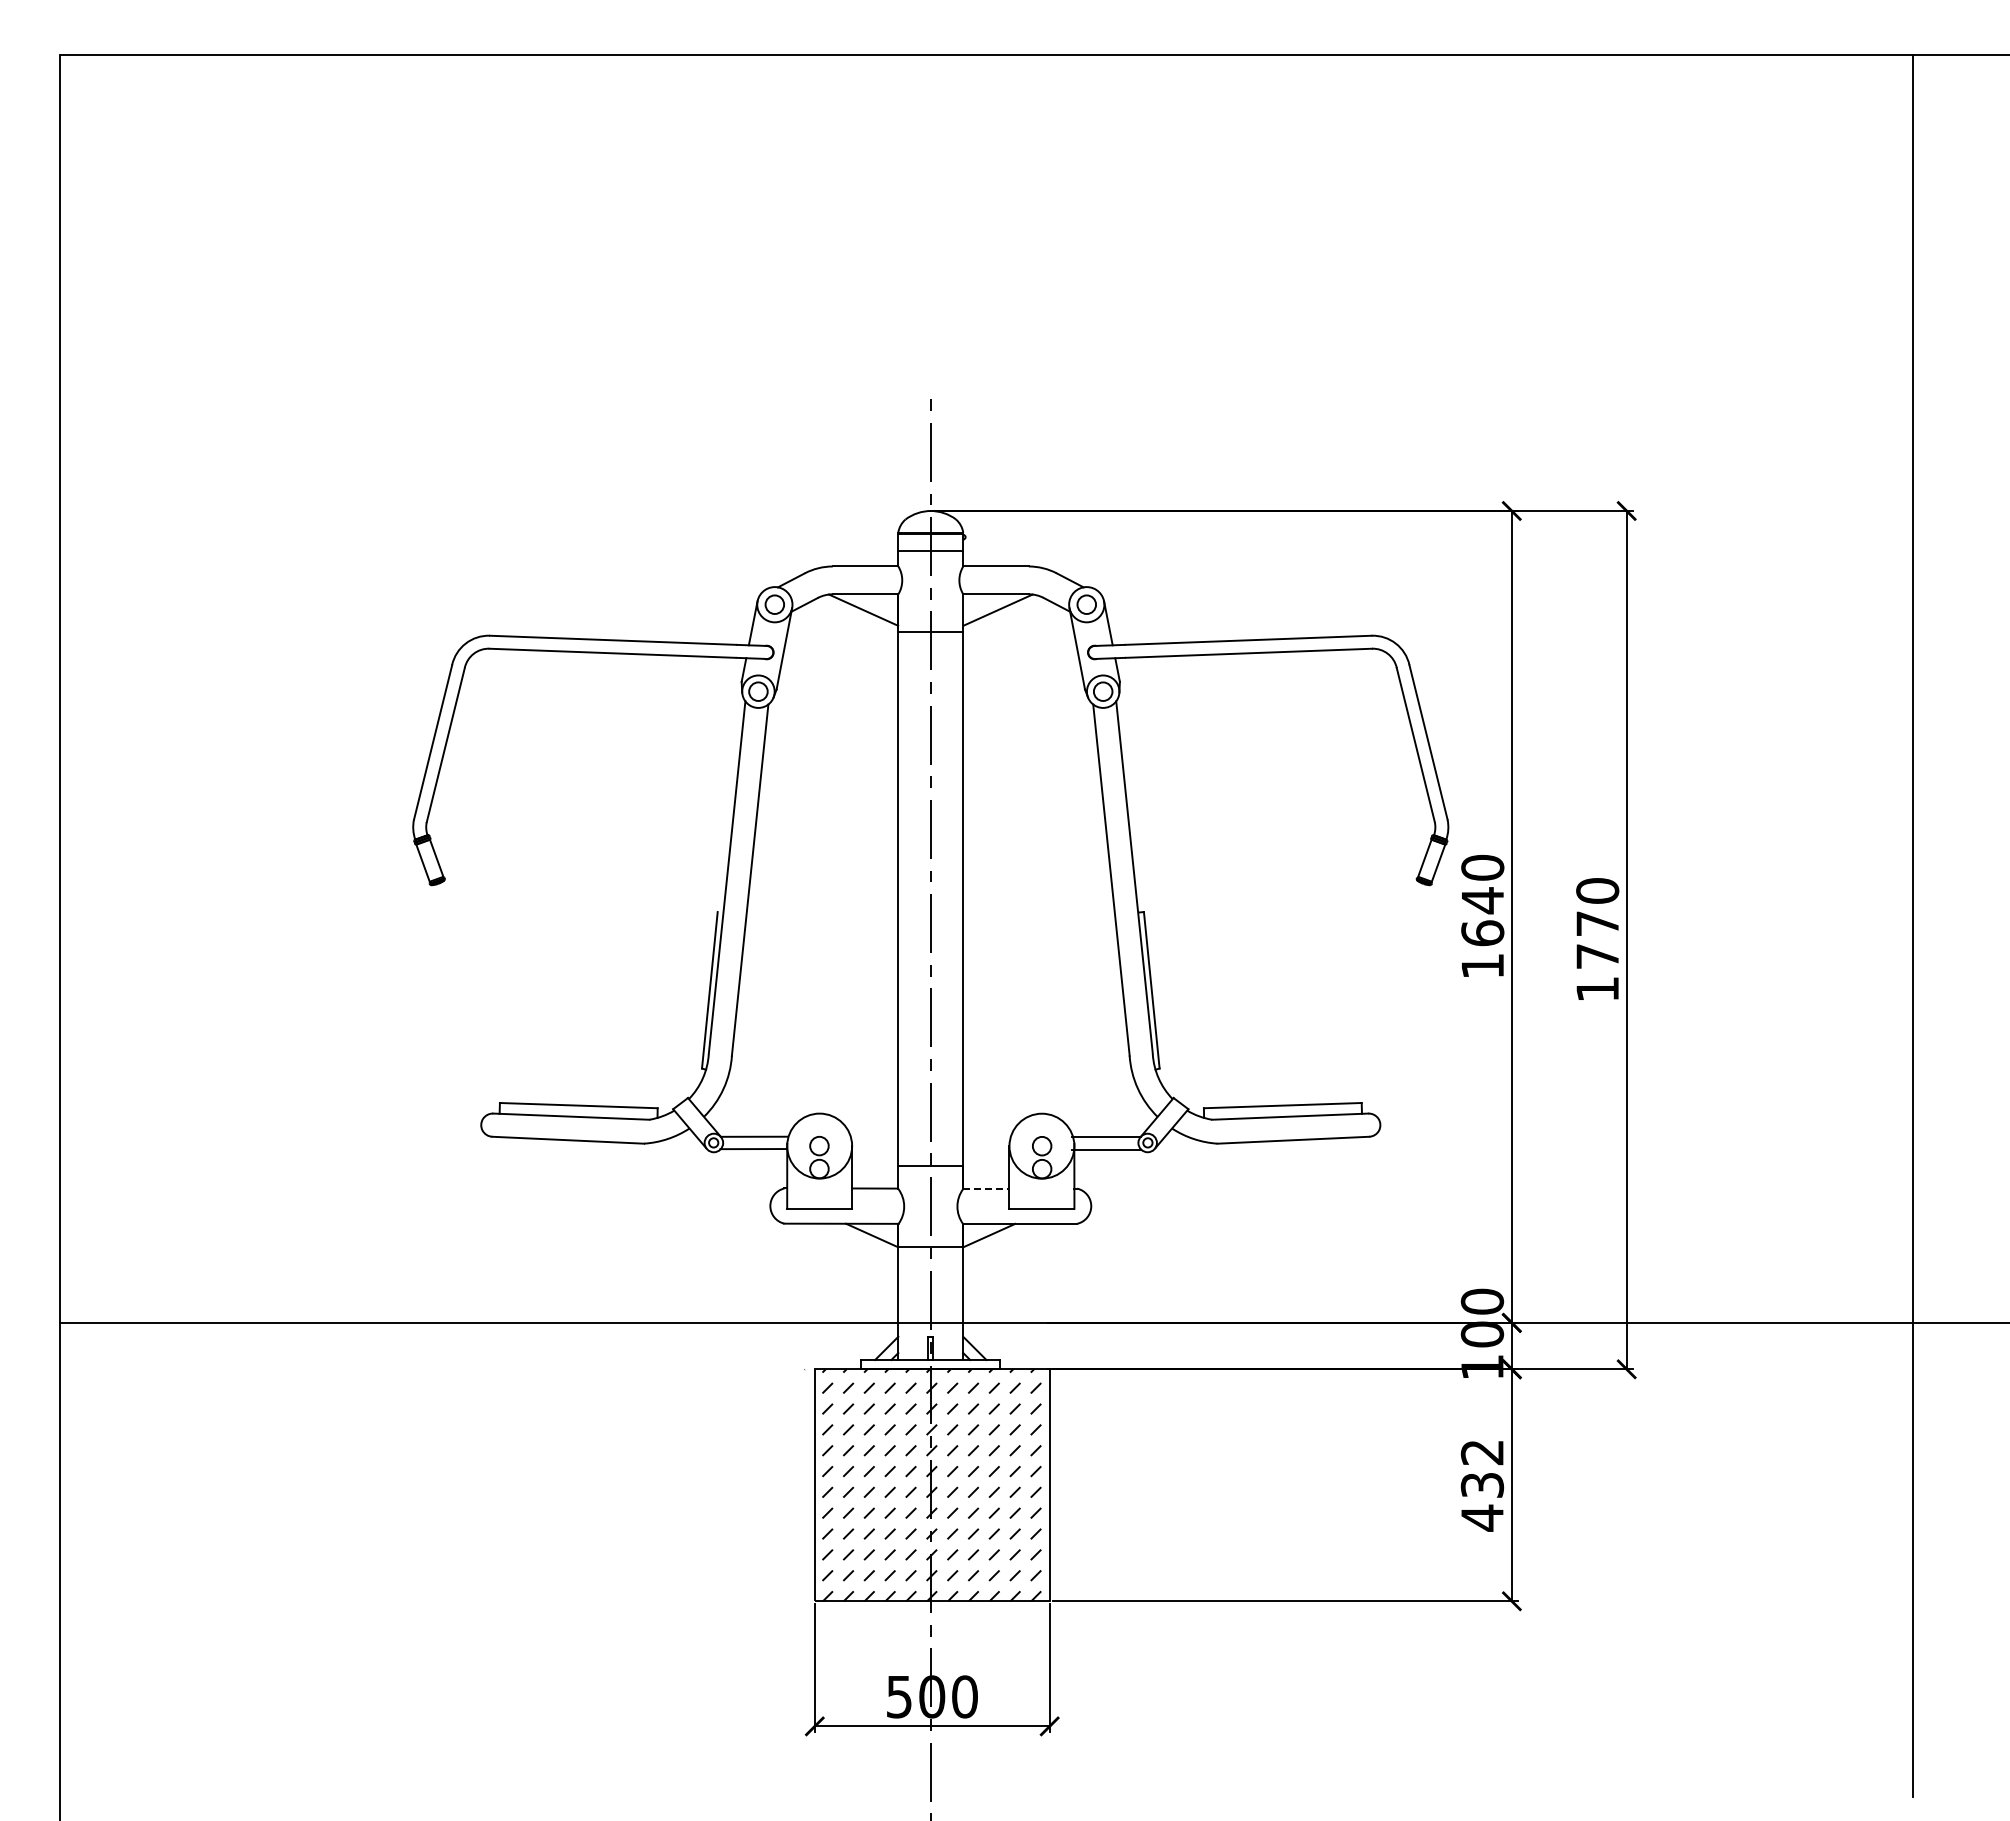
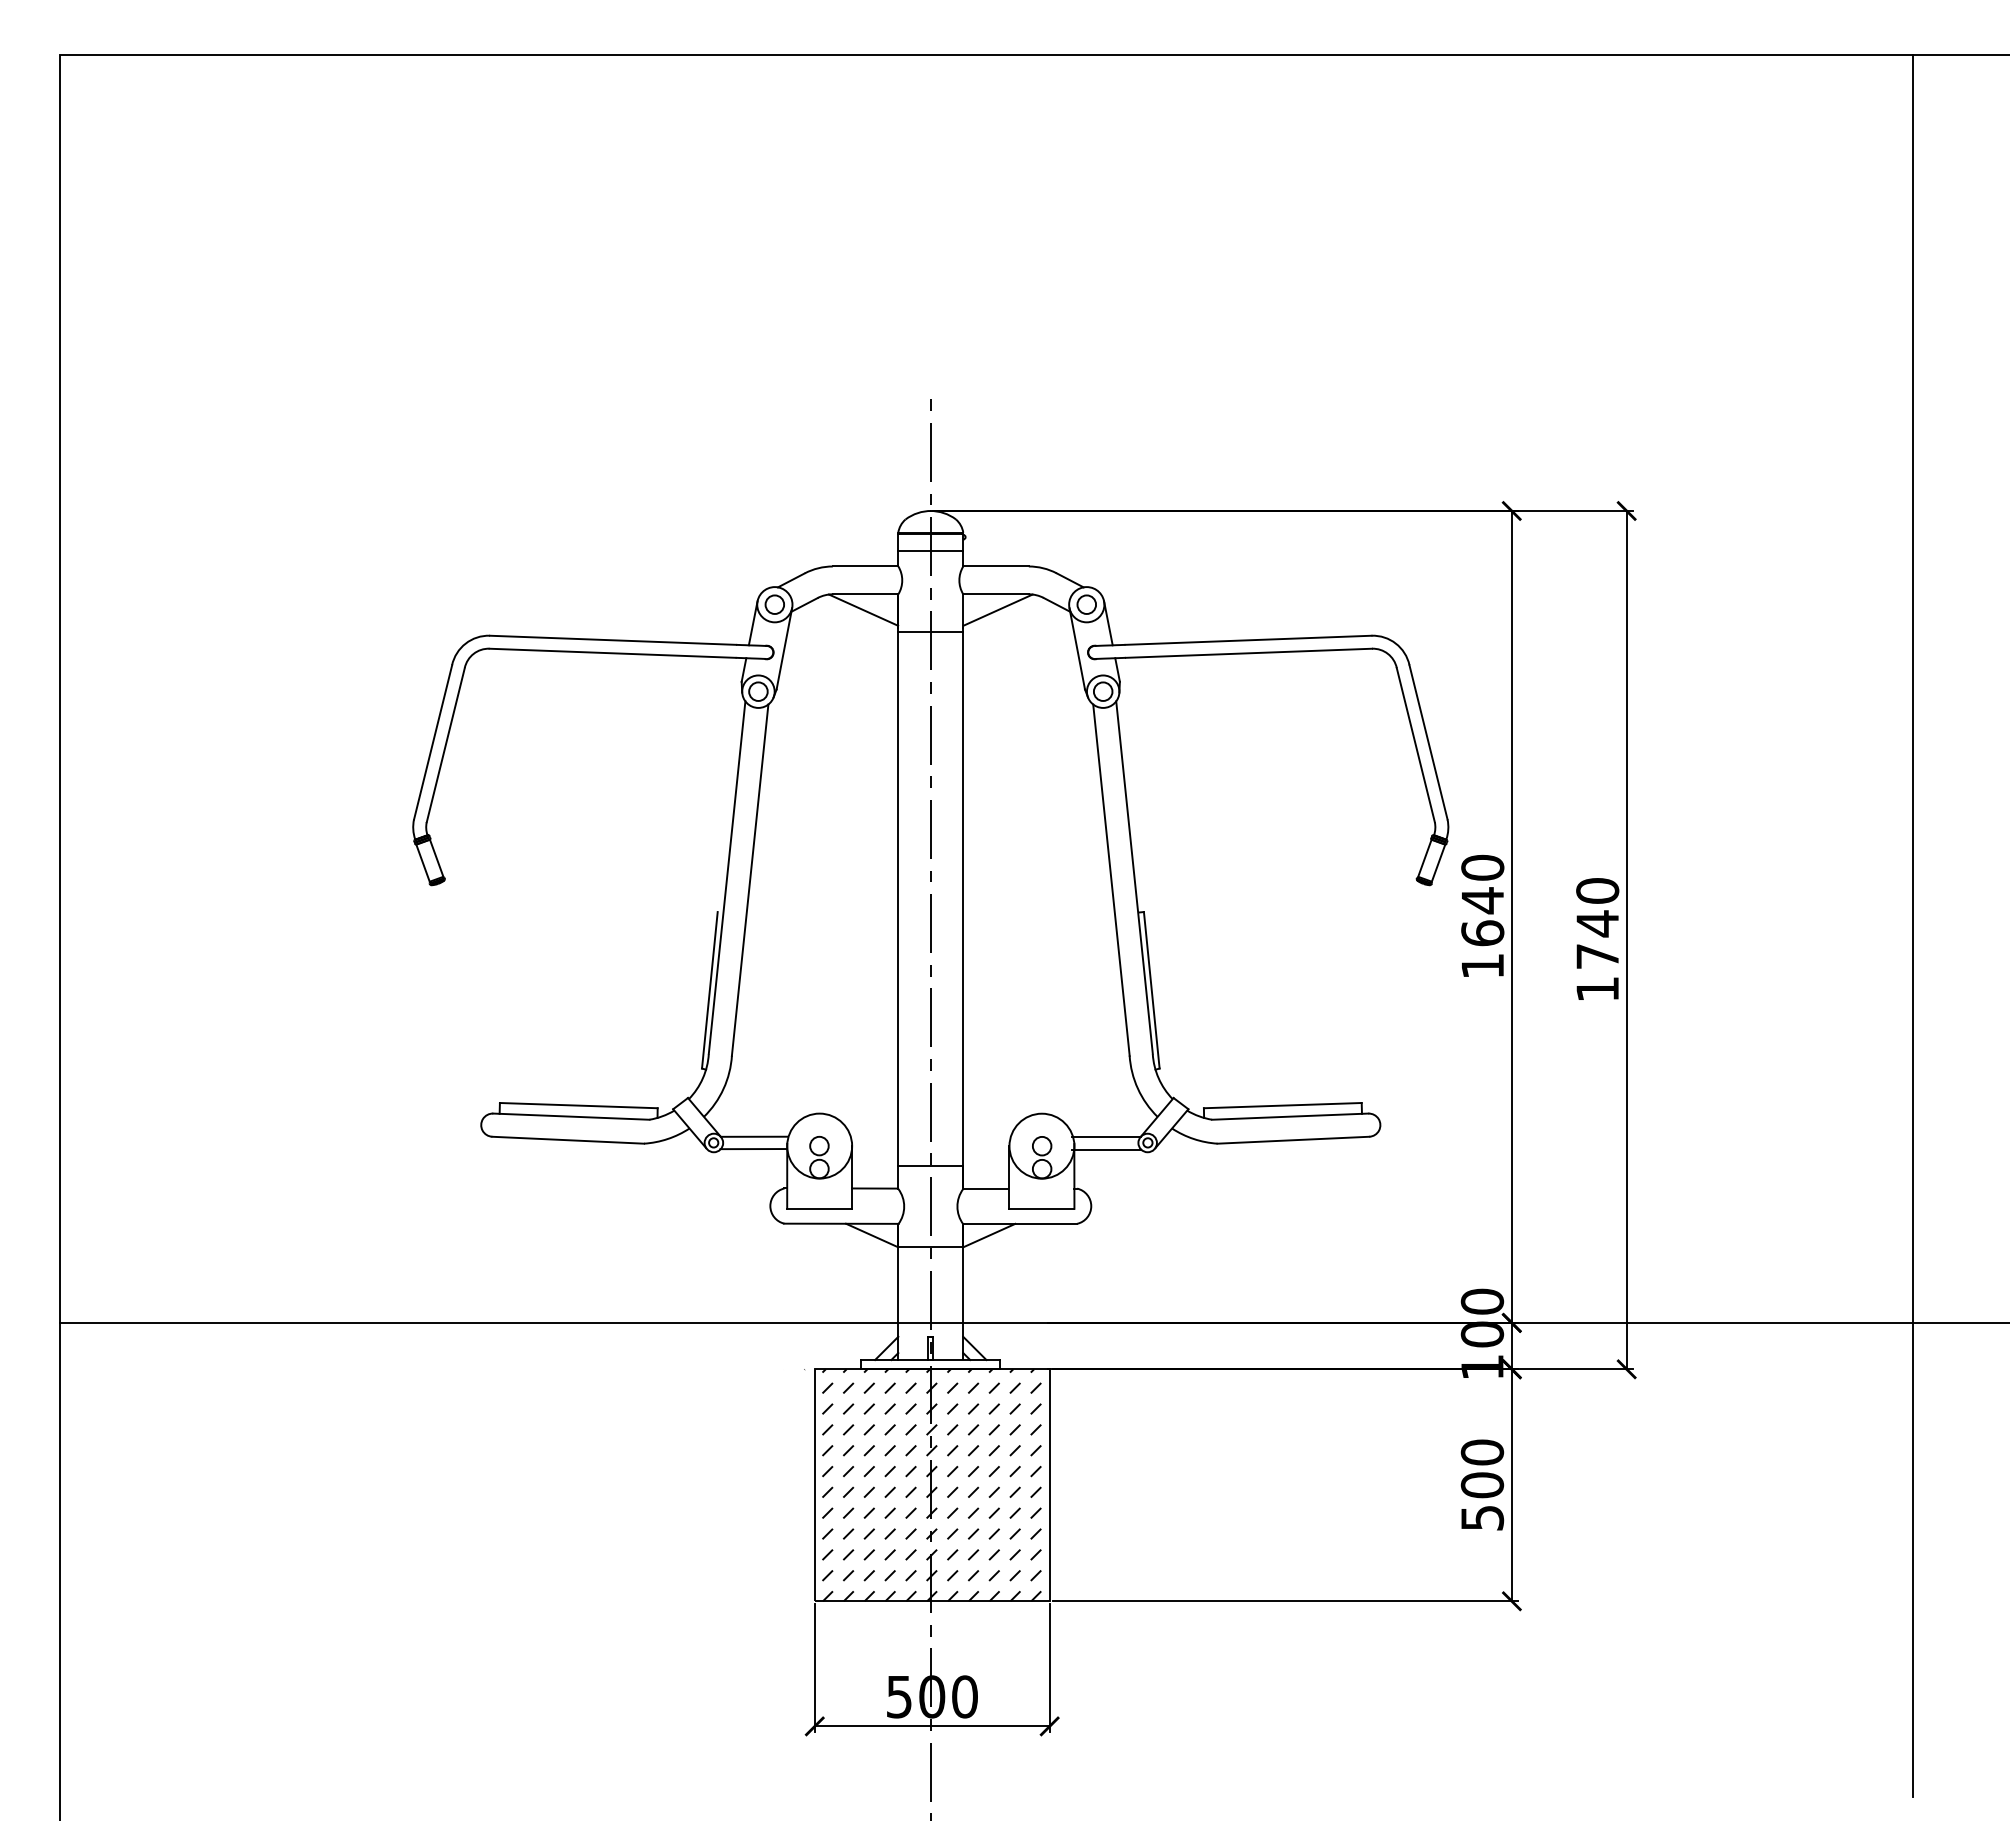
text: 1770 -> 1740 (1597, 923)
line: dashed -> solid (986, 1188)
text: 432 -> 500 (1482, 1485)
